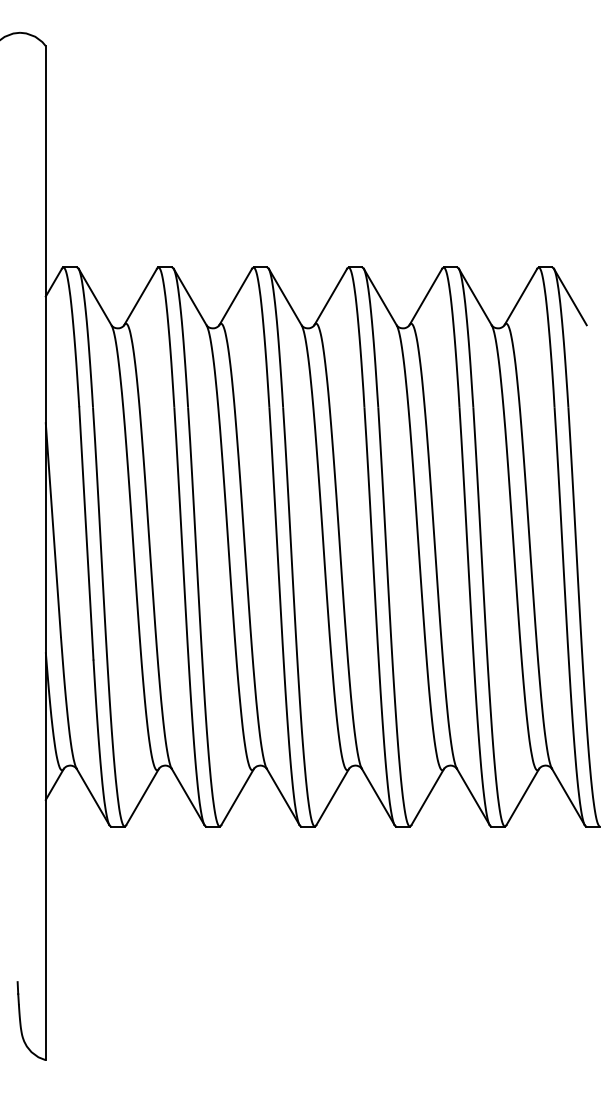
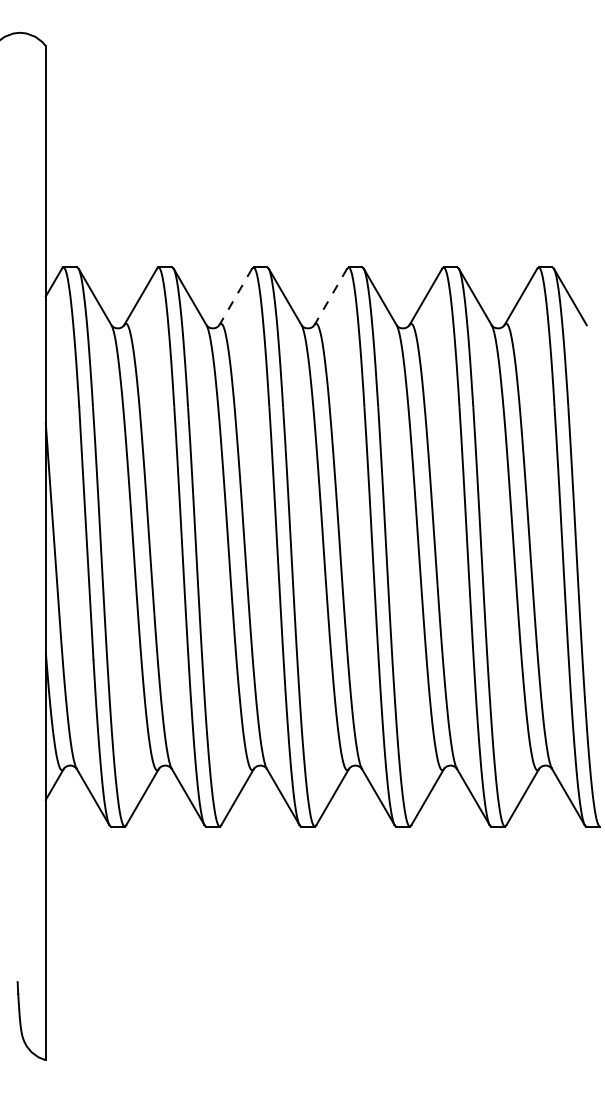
line: solid -> dashed (235, 296)
line: solid -> dashed (330, 296)
